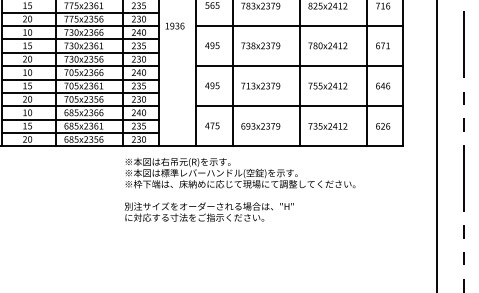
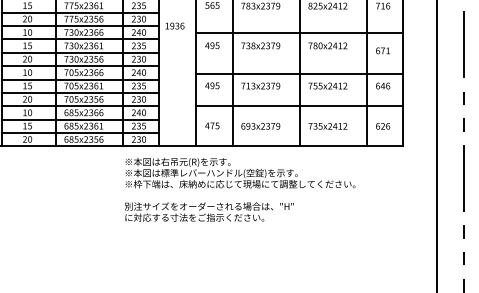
line position: (299, 26) -> (299, 33) (299, 33)
text position: (382, 45) -> (382, 50) (382, 50)
line position: (299, 66) -> (299, 74) (299, 74)
